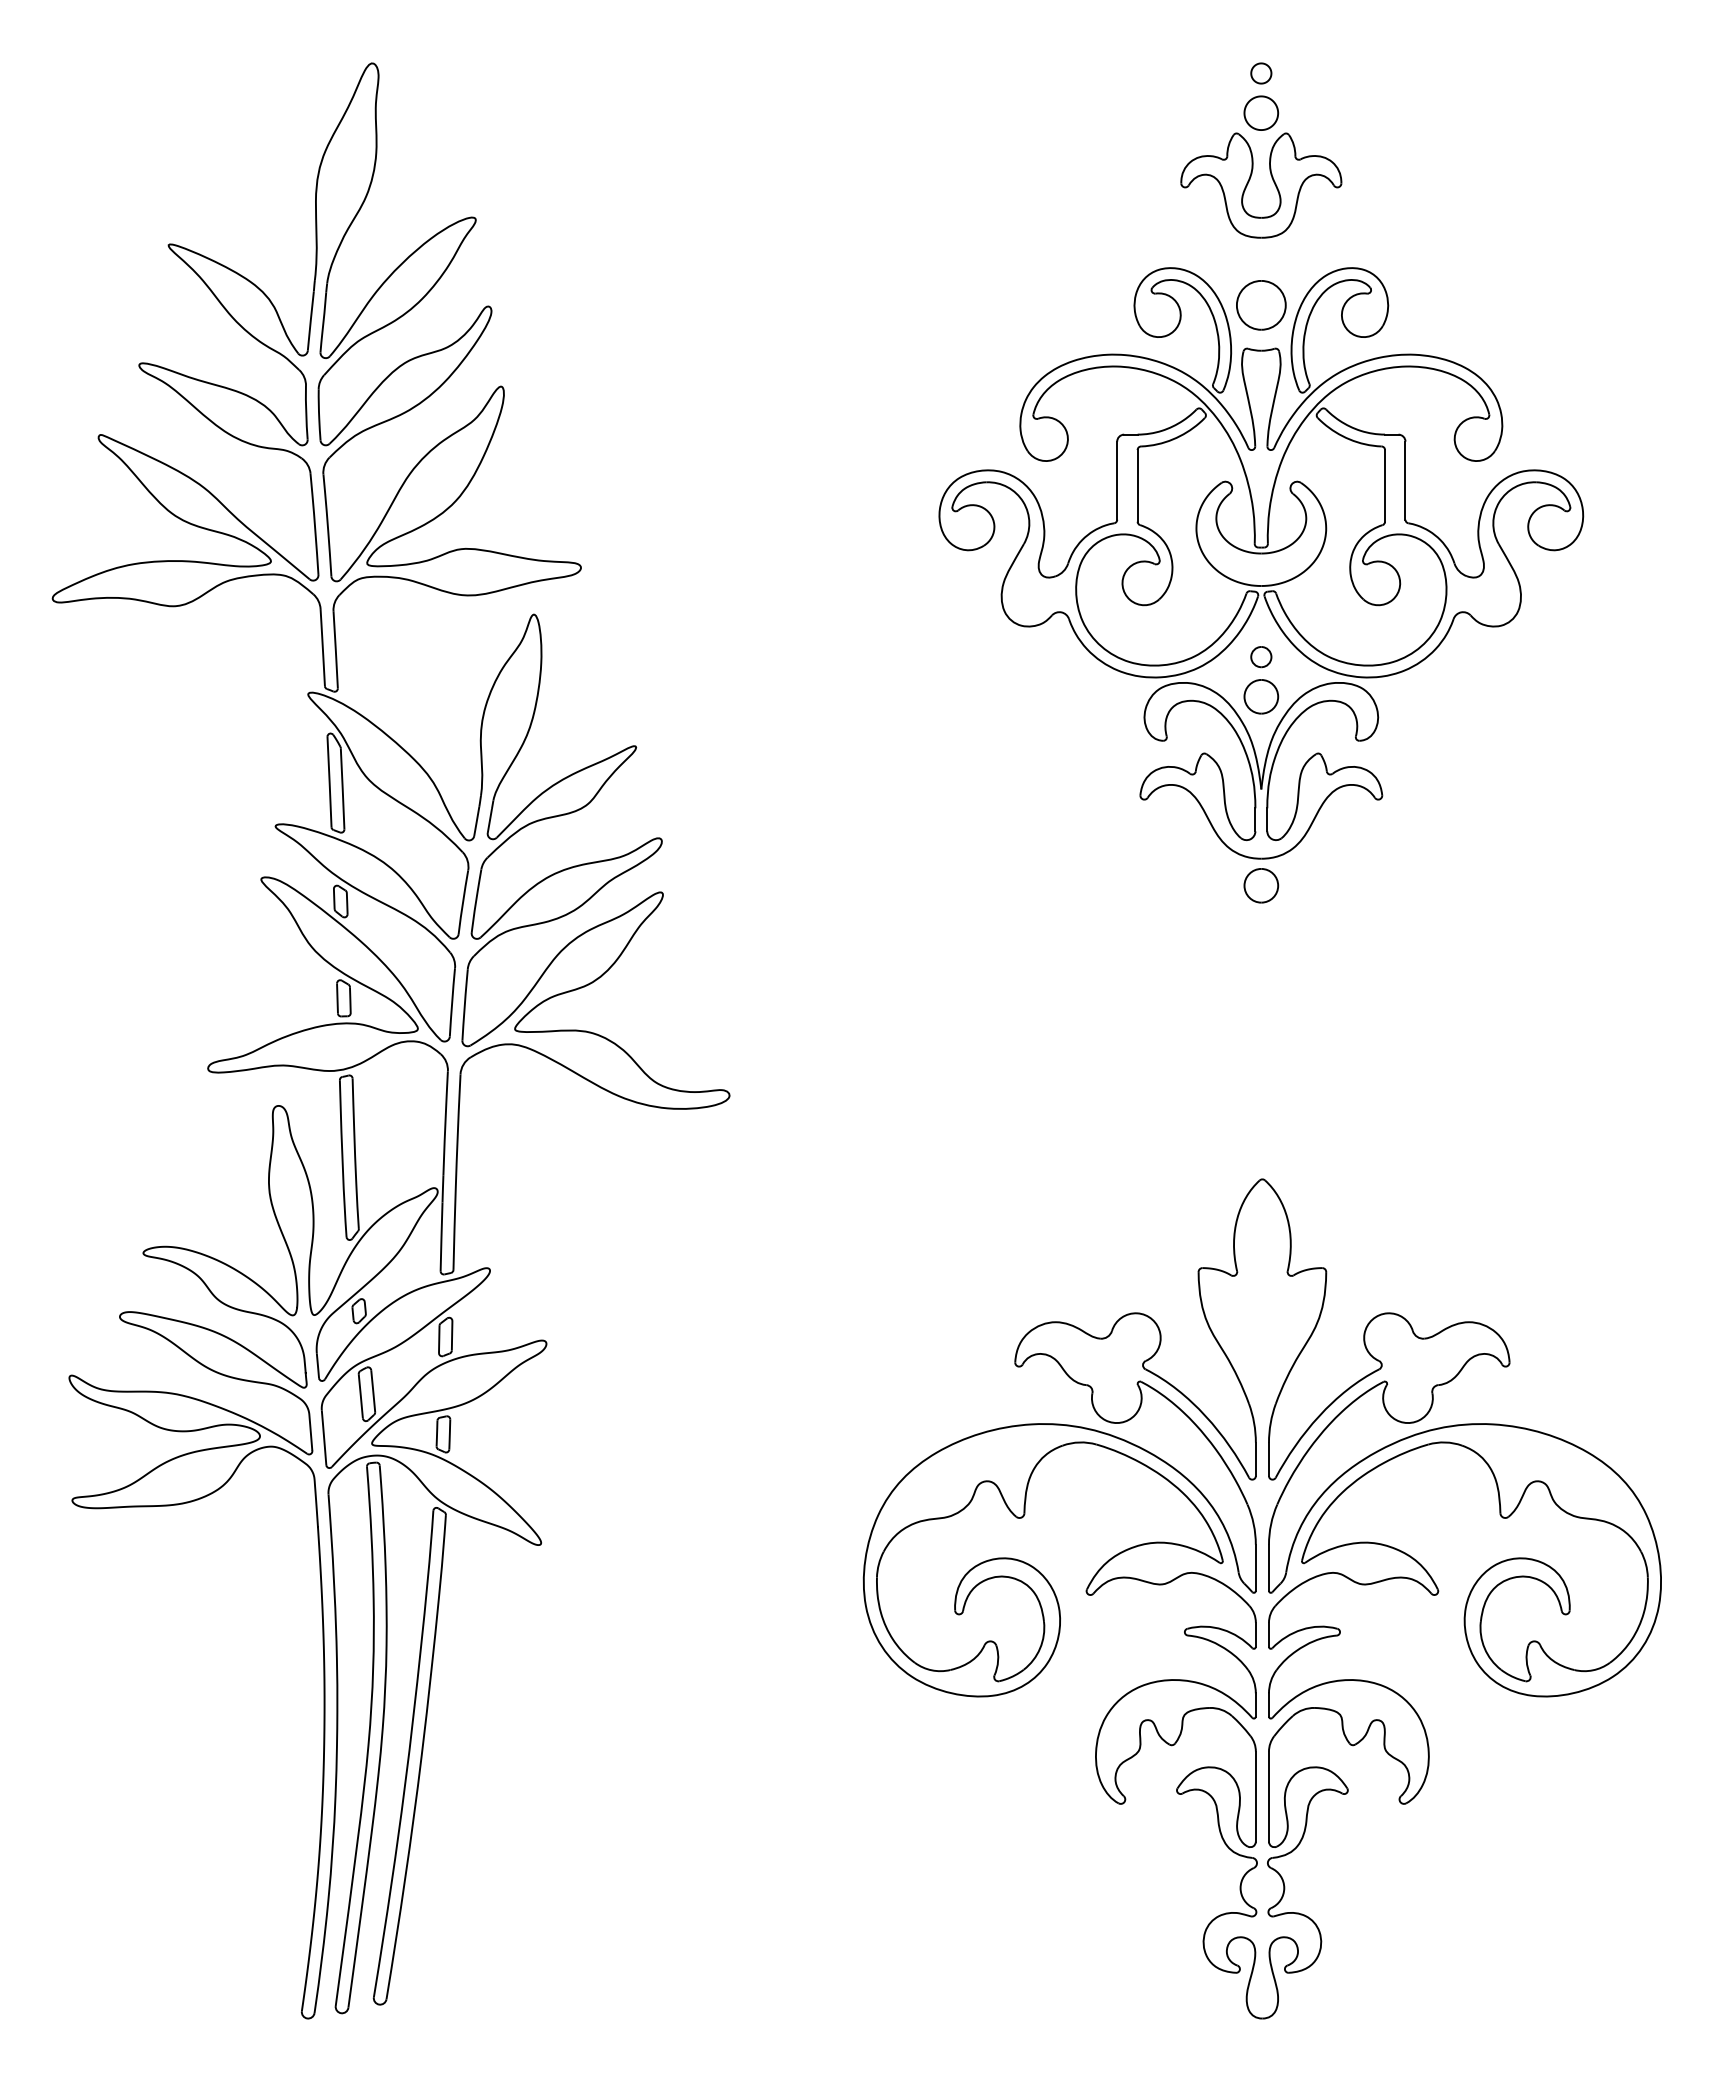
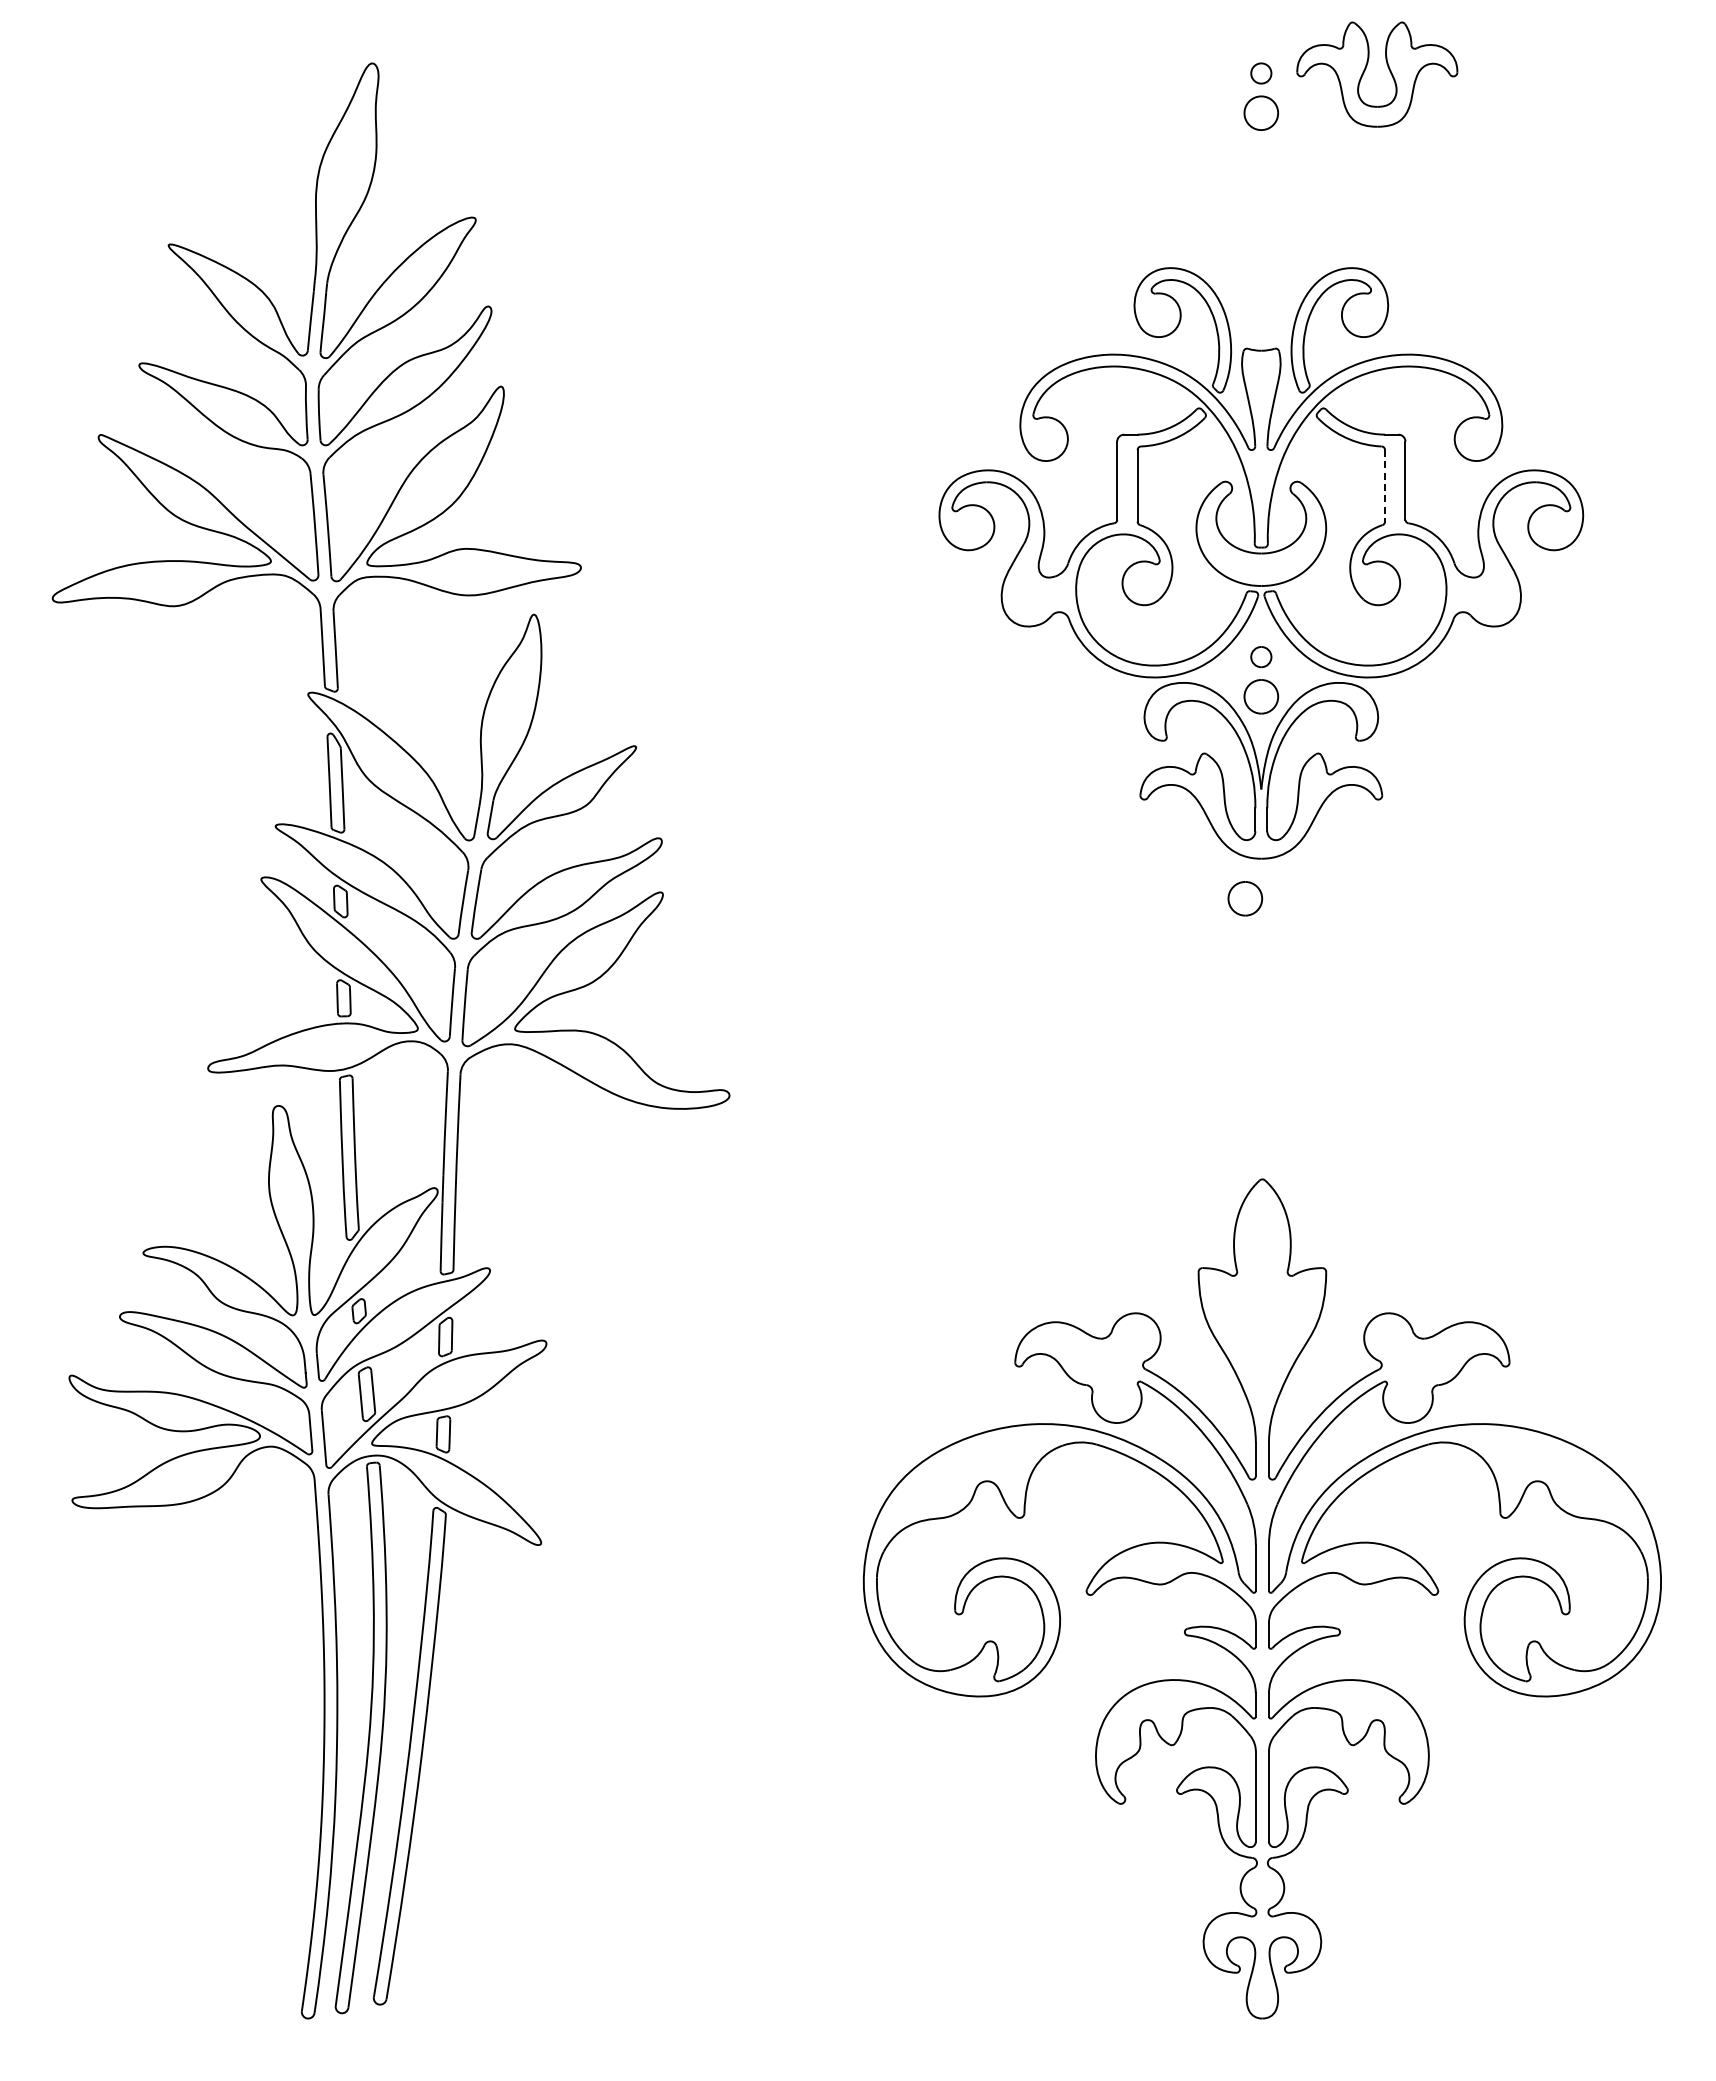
part position: (1272, 180) -> (1388, 69) (1388, 69)
part: present -> none (1261, 305)
line: solid -> dashed (1385, 485)
part position: (1261, 885) -> (1245, 898) (1245, 898)
